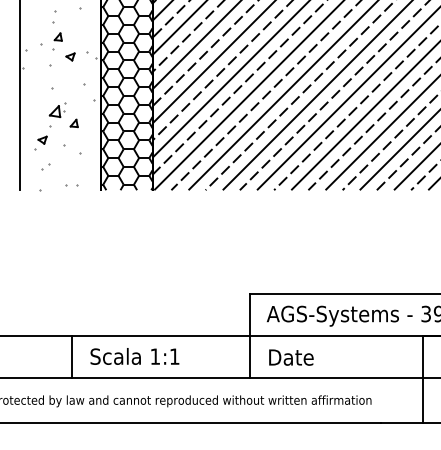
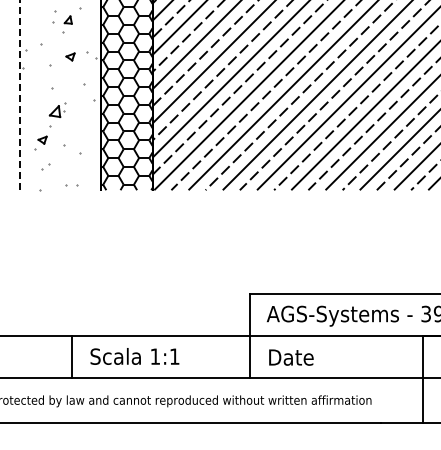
part position: (57, 41) -> (67, 24) (67, 24)
line: solid -> dashed (20, 95)
part: present -> none (73, 123)
